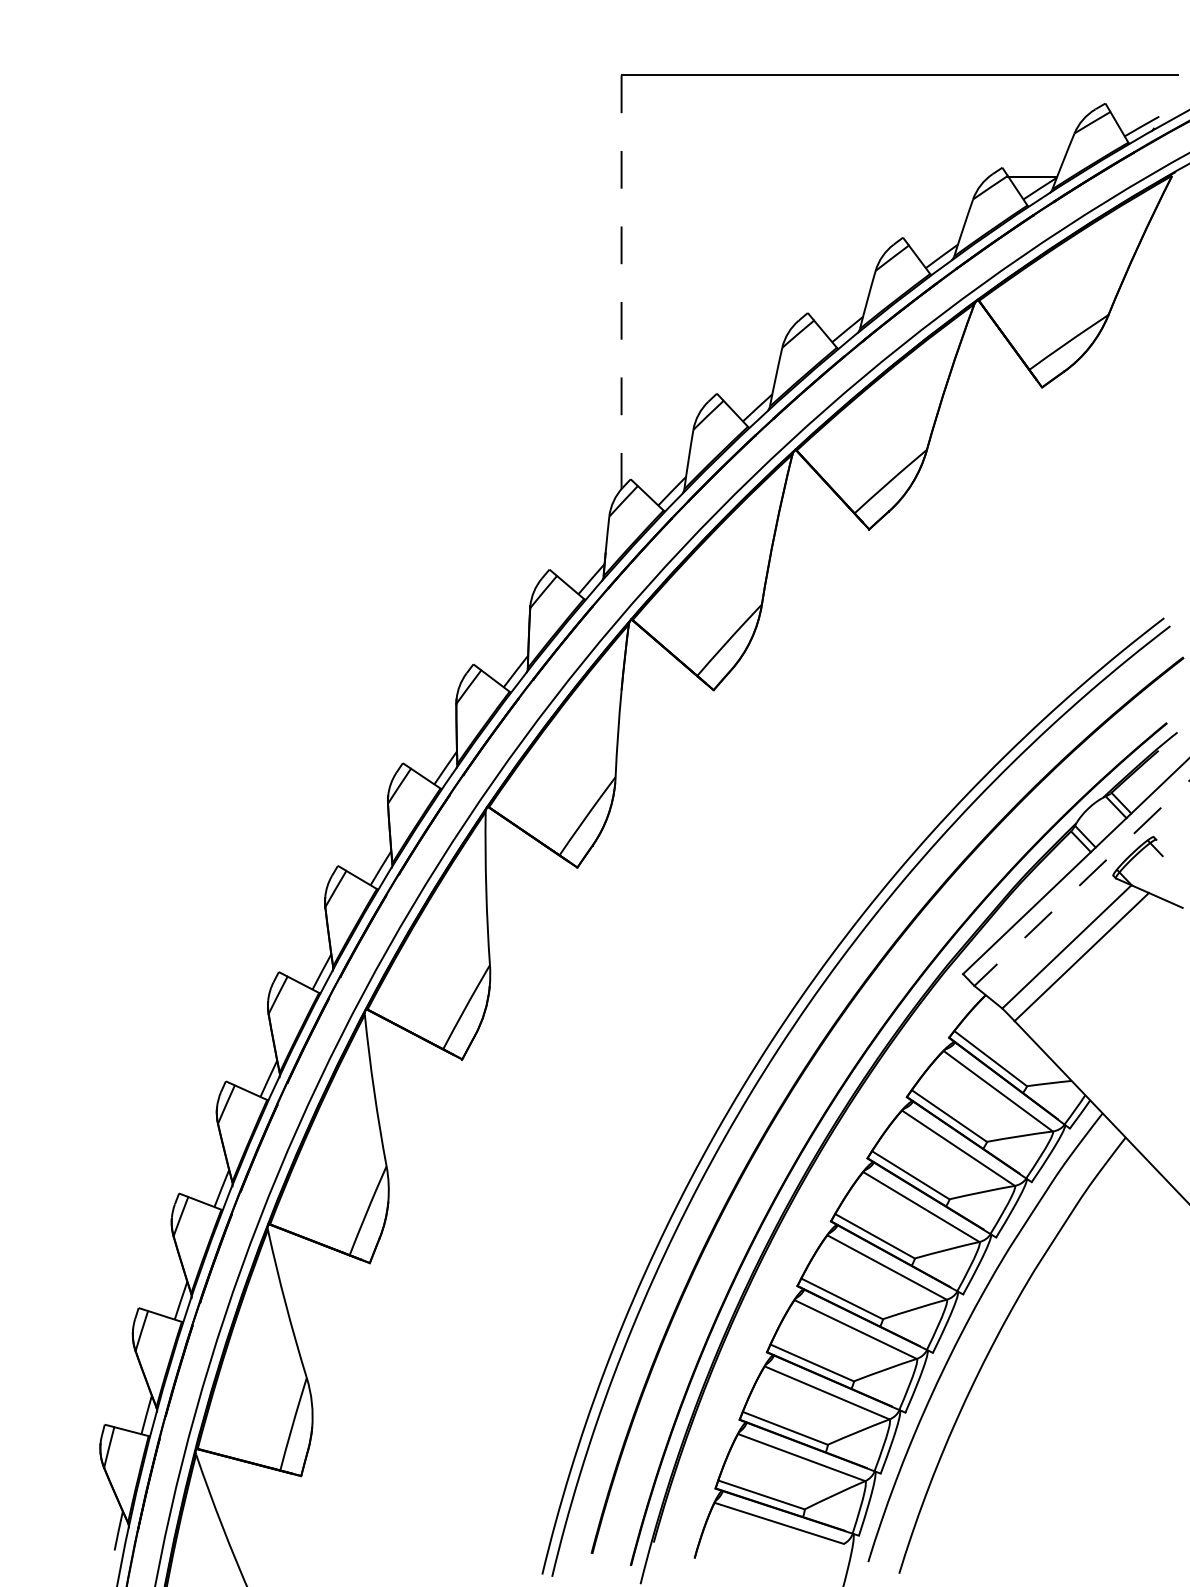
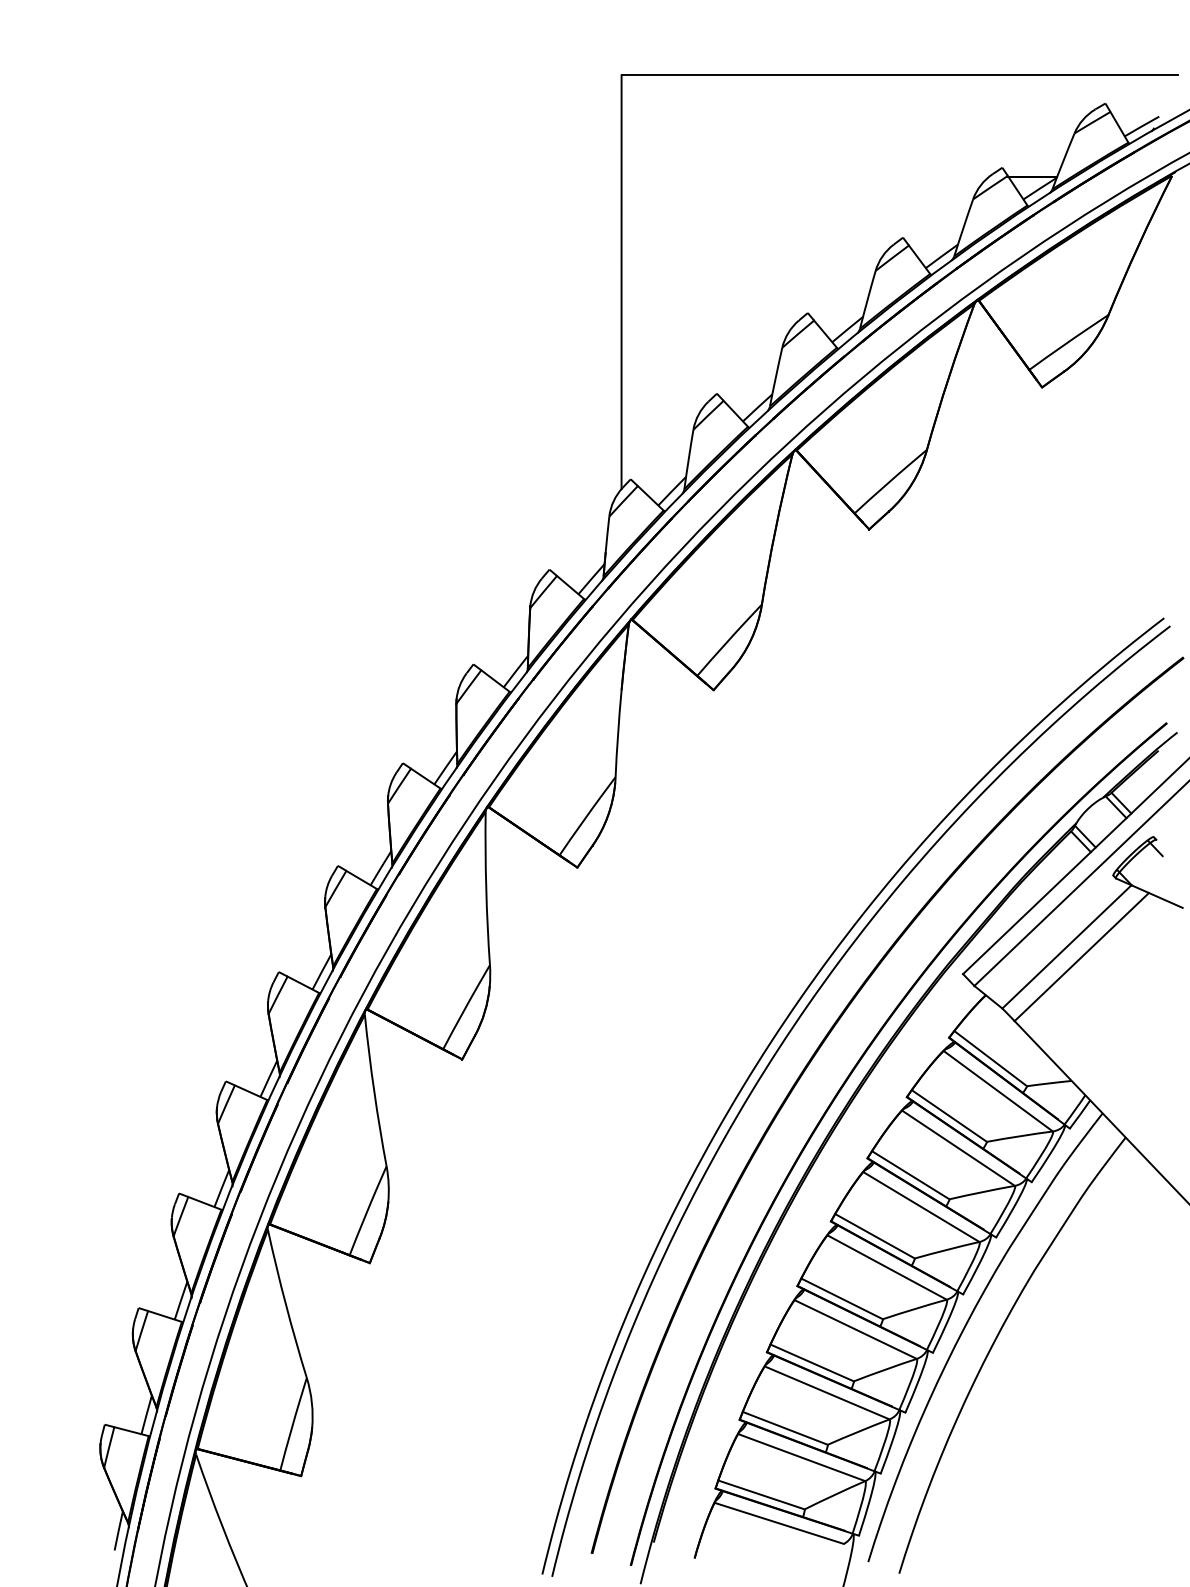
line: dashed -> solid (621, 282)
line: dashed -> solid (1082, 883)
